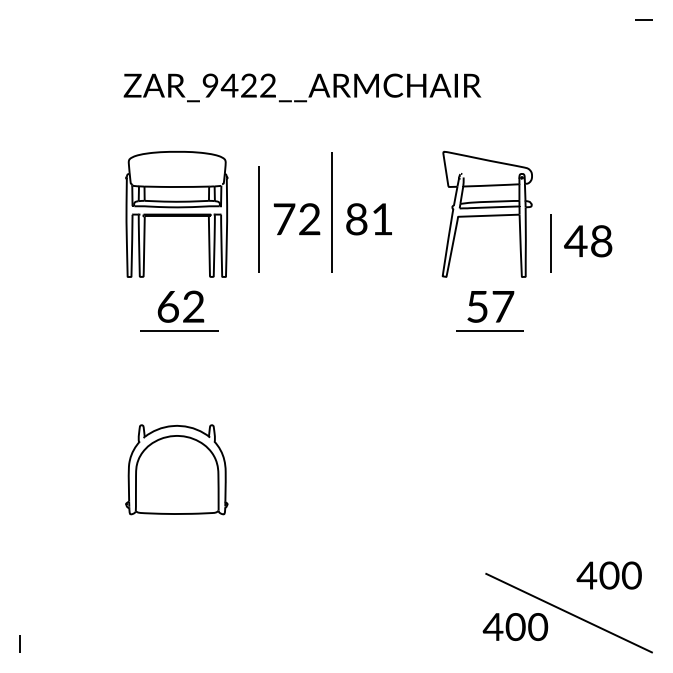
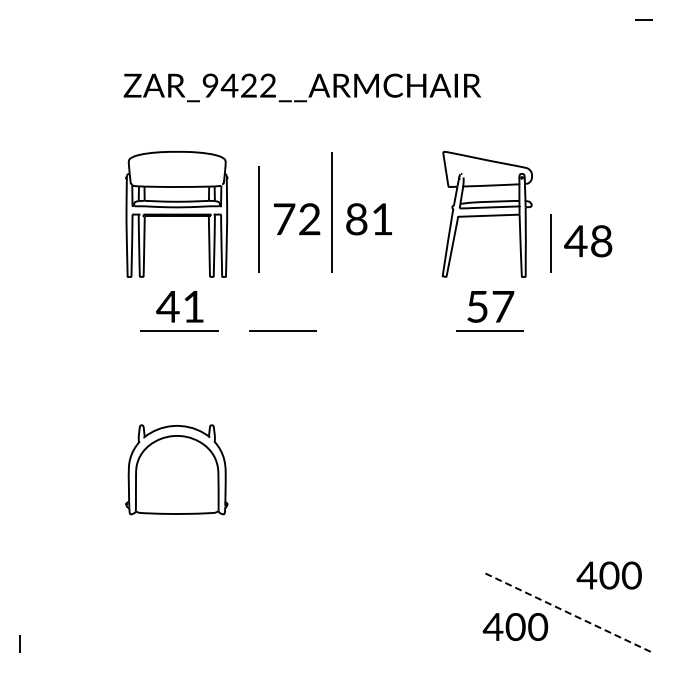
text: 62 -> 41 (180, 306)
line: none -> present (282, 330)
line: solid -> dashed (569, 613)
